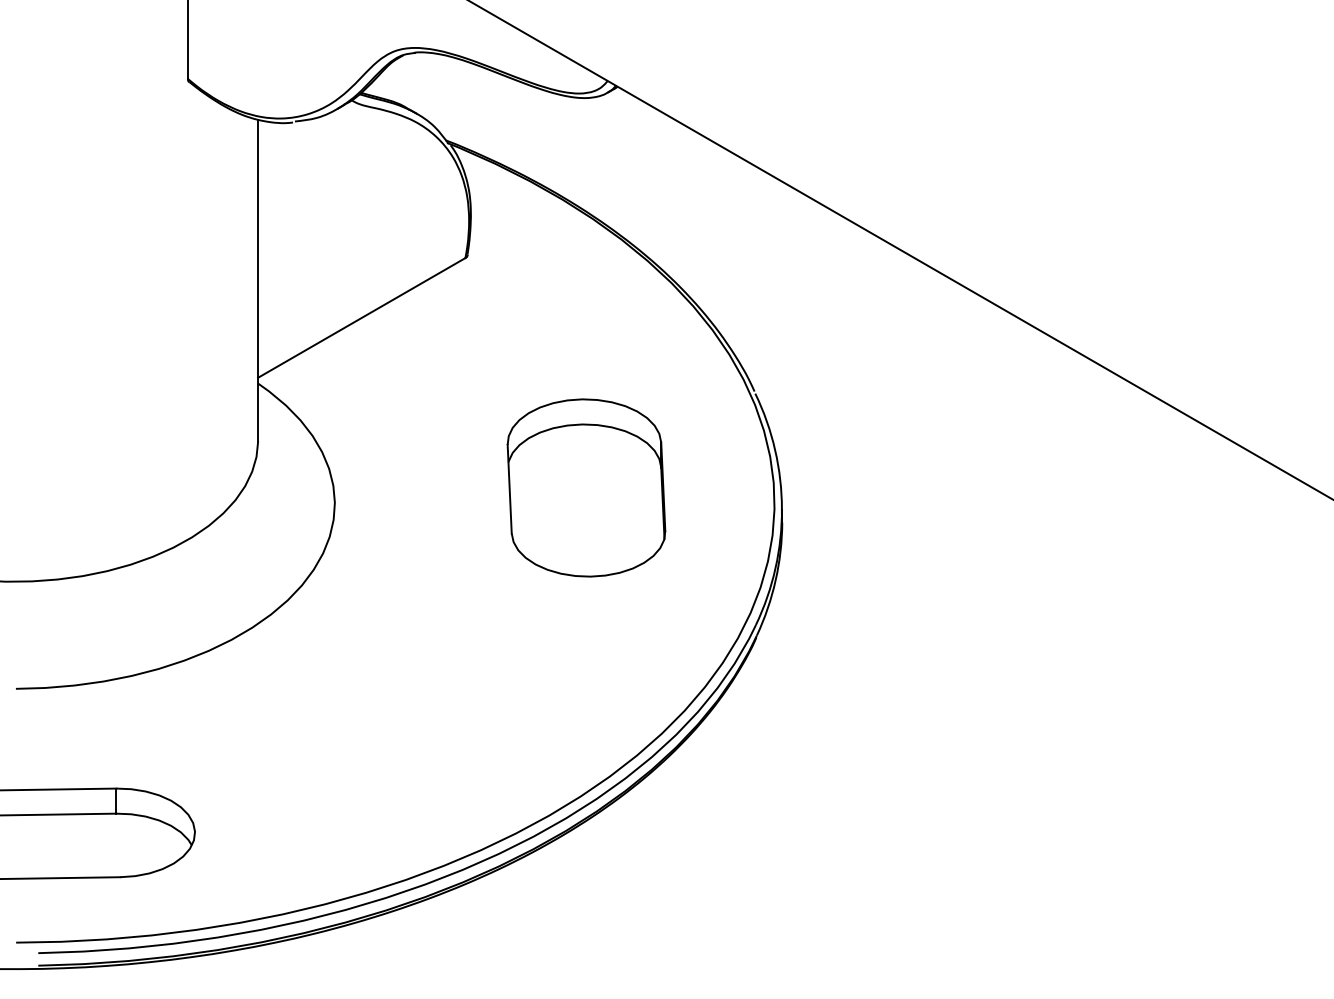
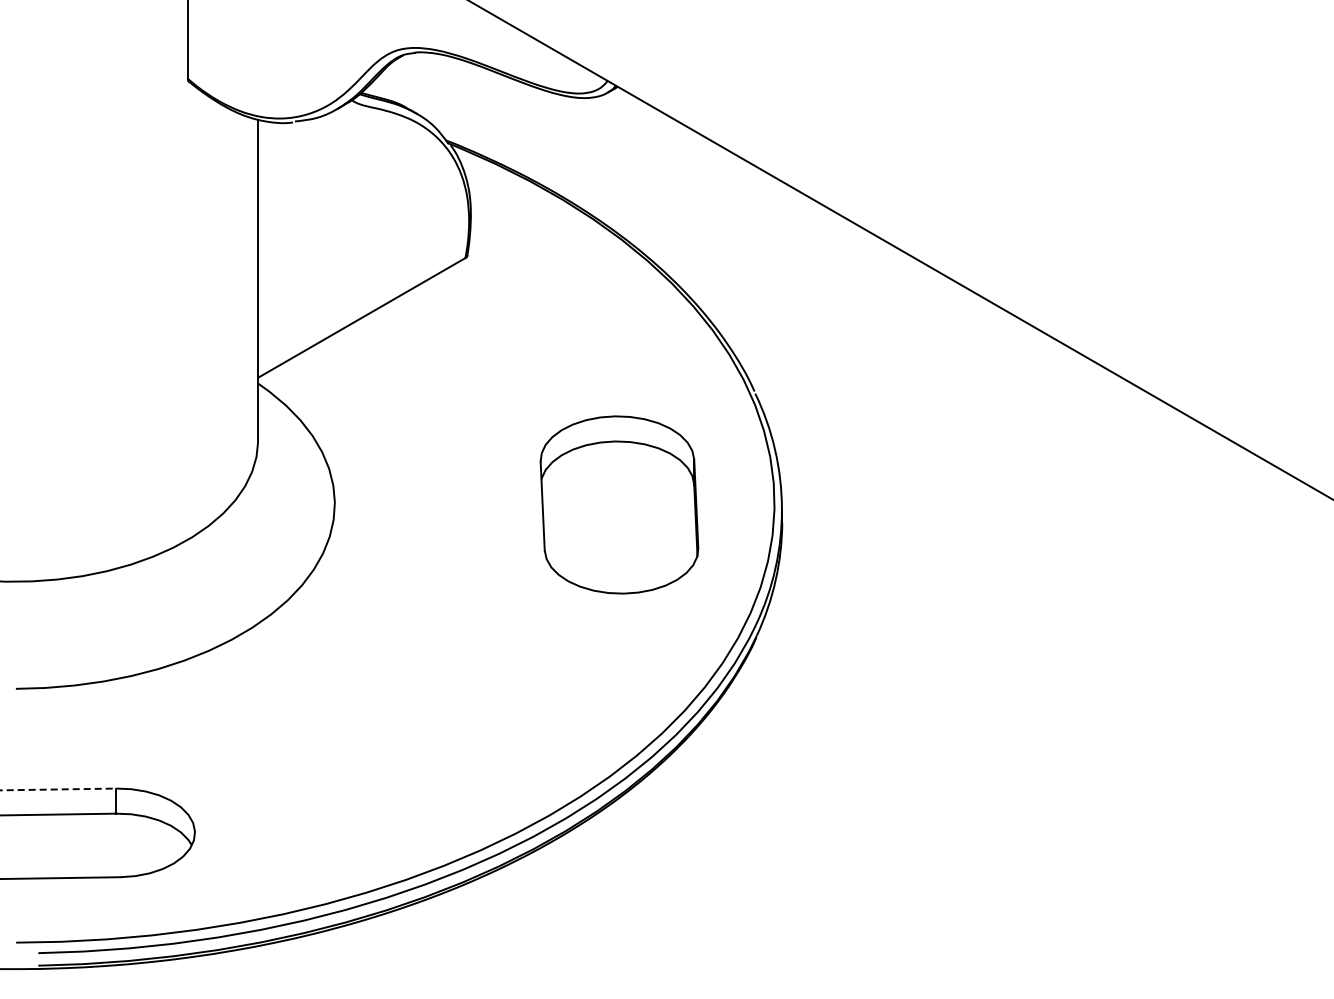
part position: (586, 487) -> (619, 504) (619, 504)
line: solid -> dashed (58, 789)
